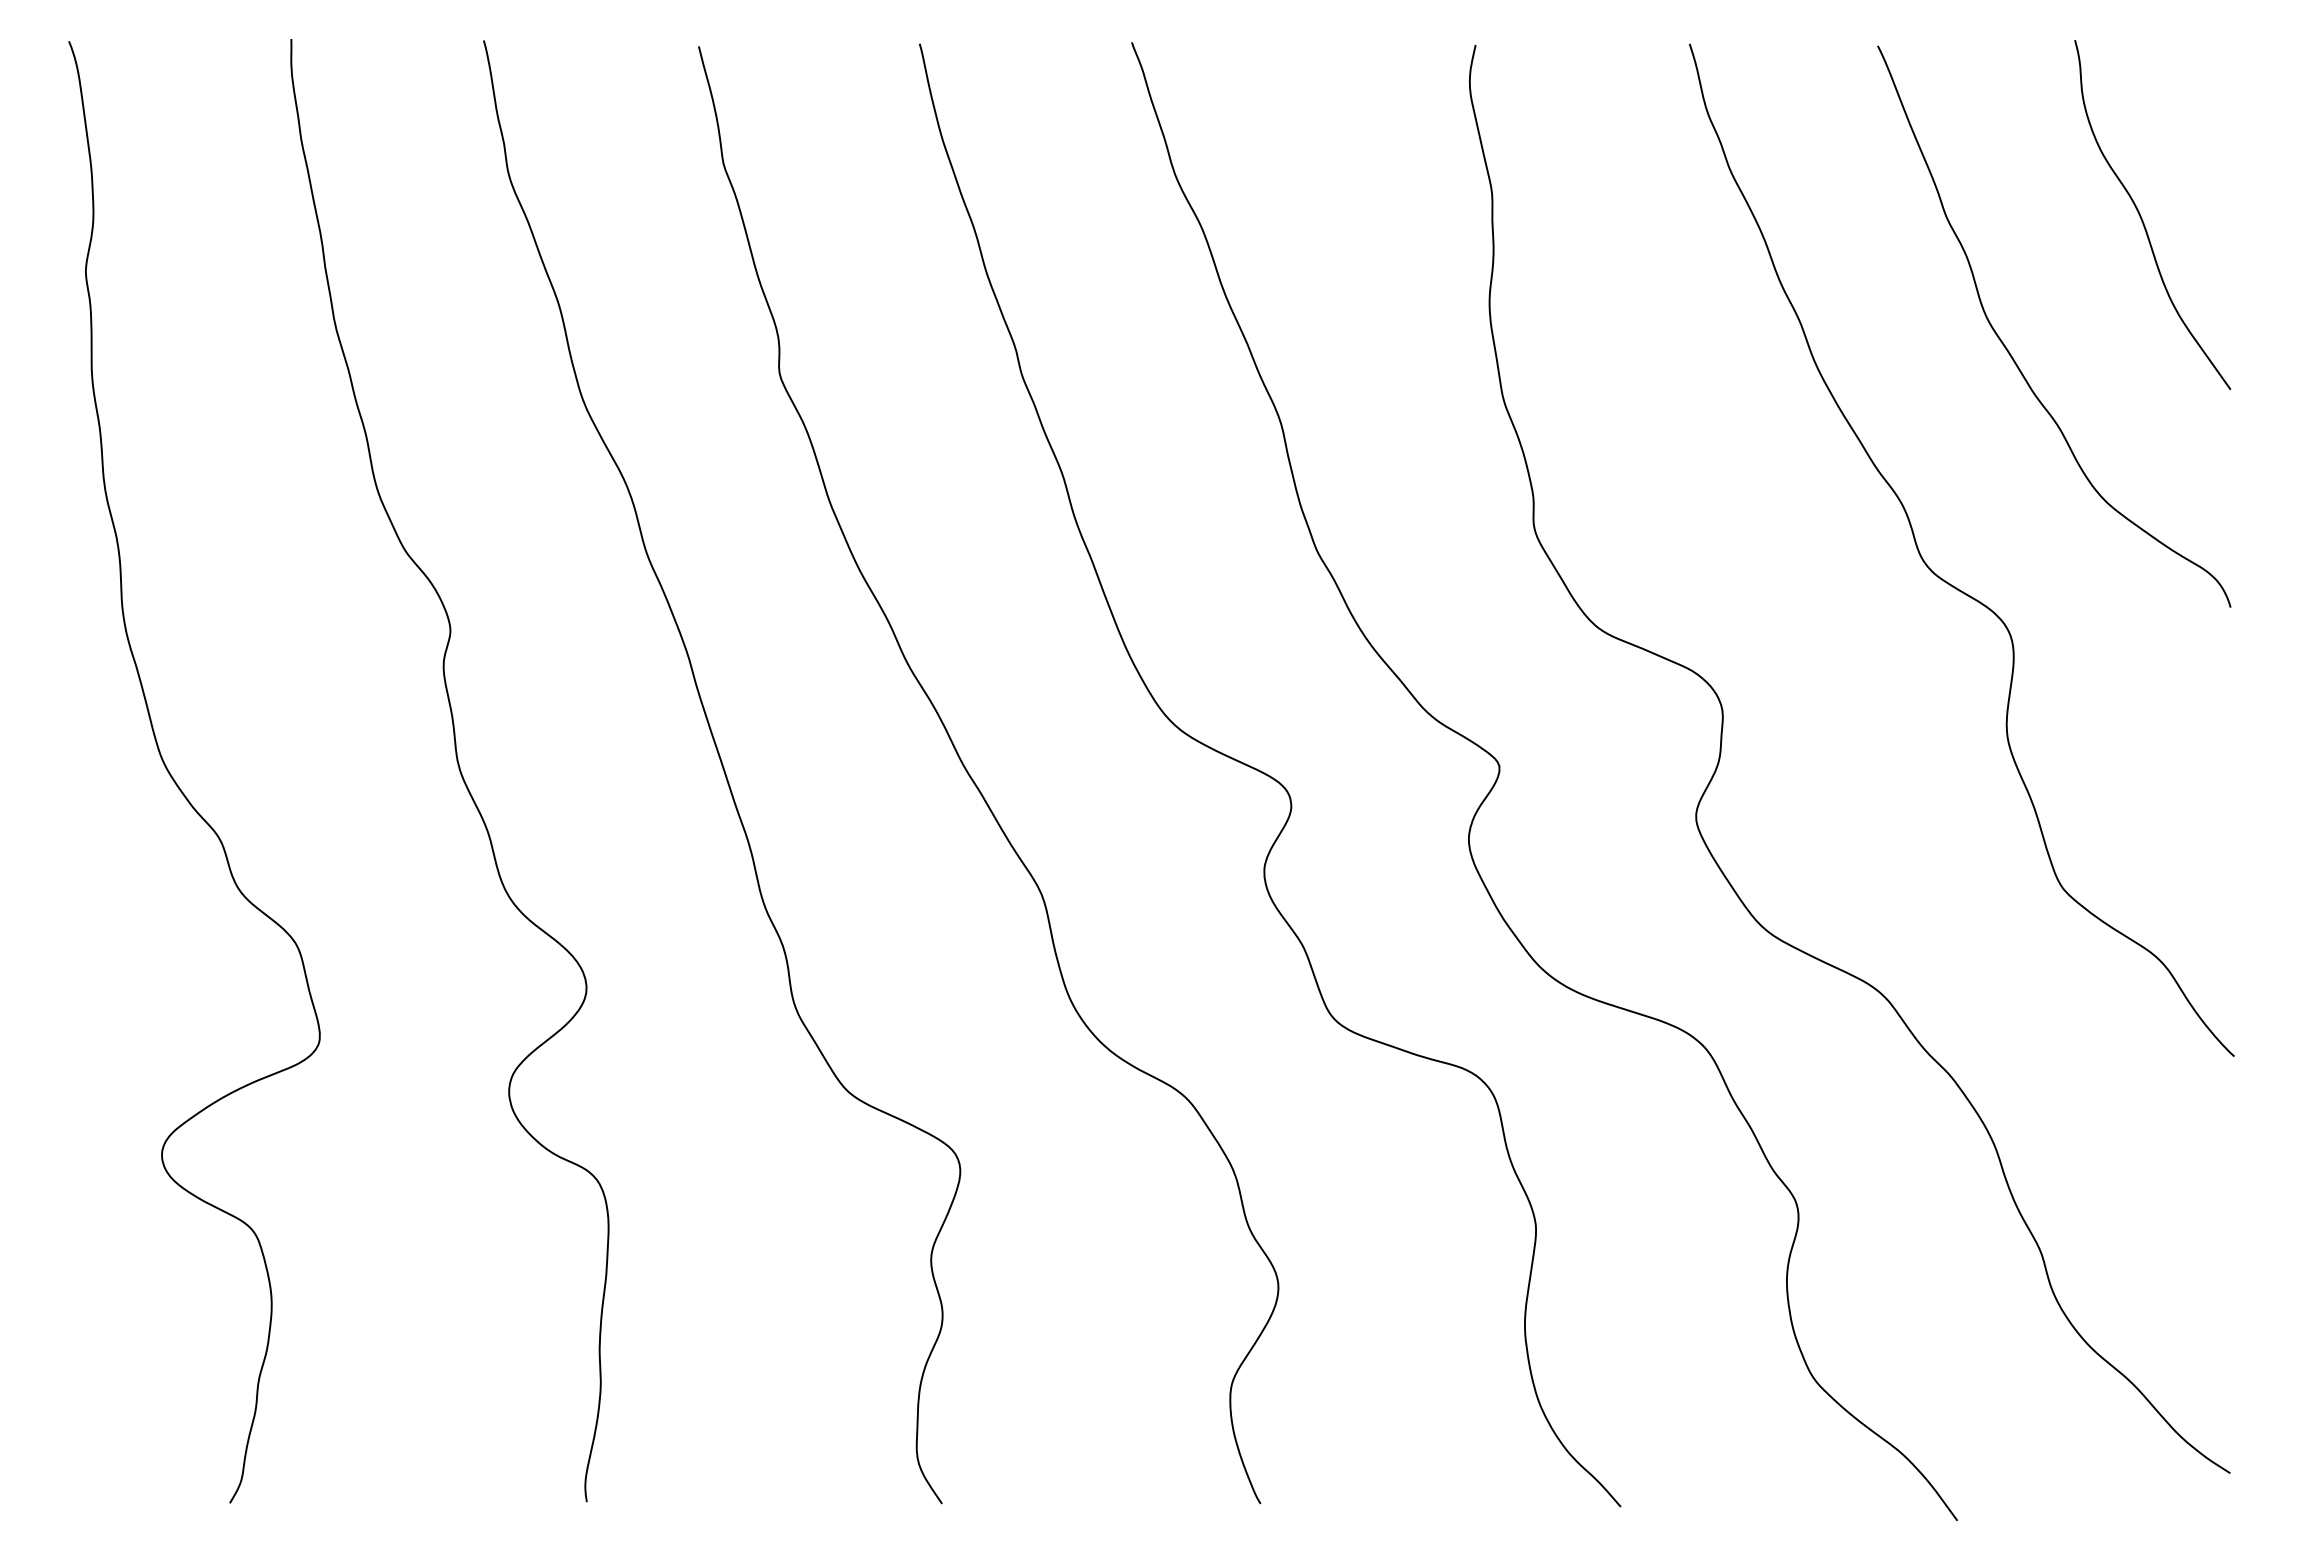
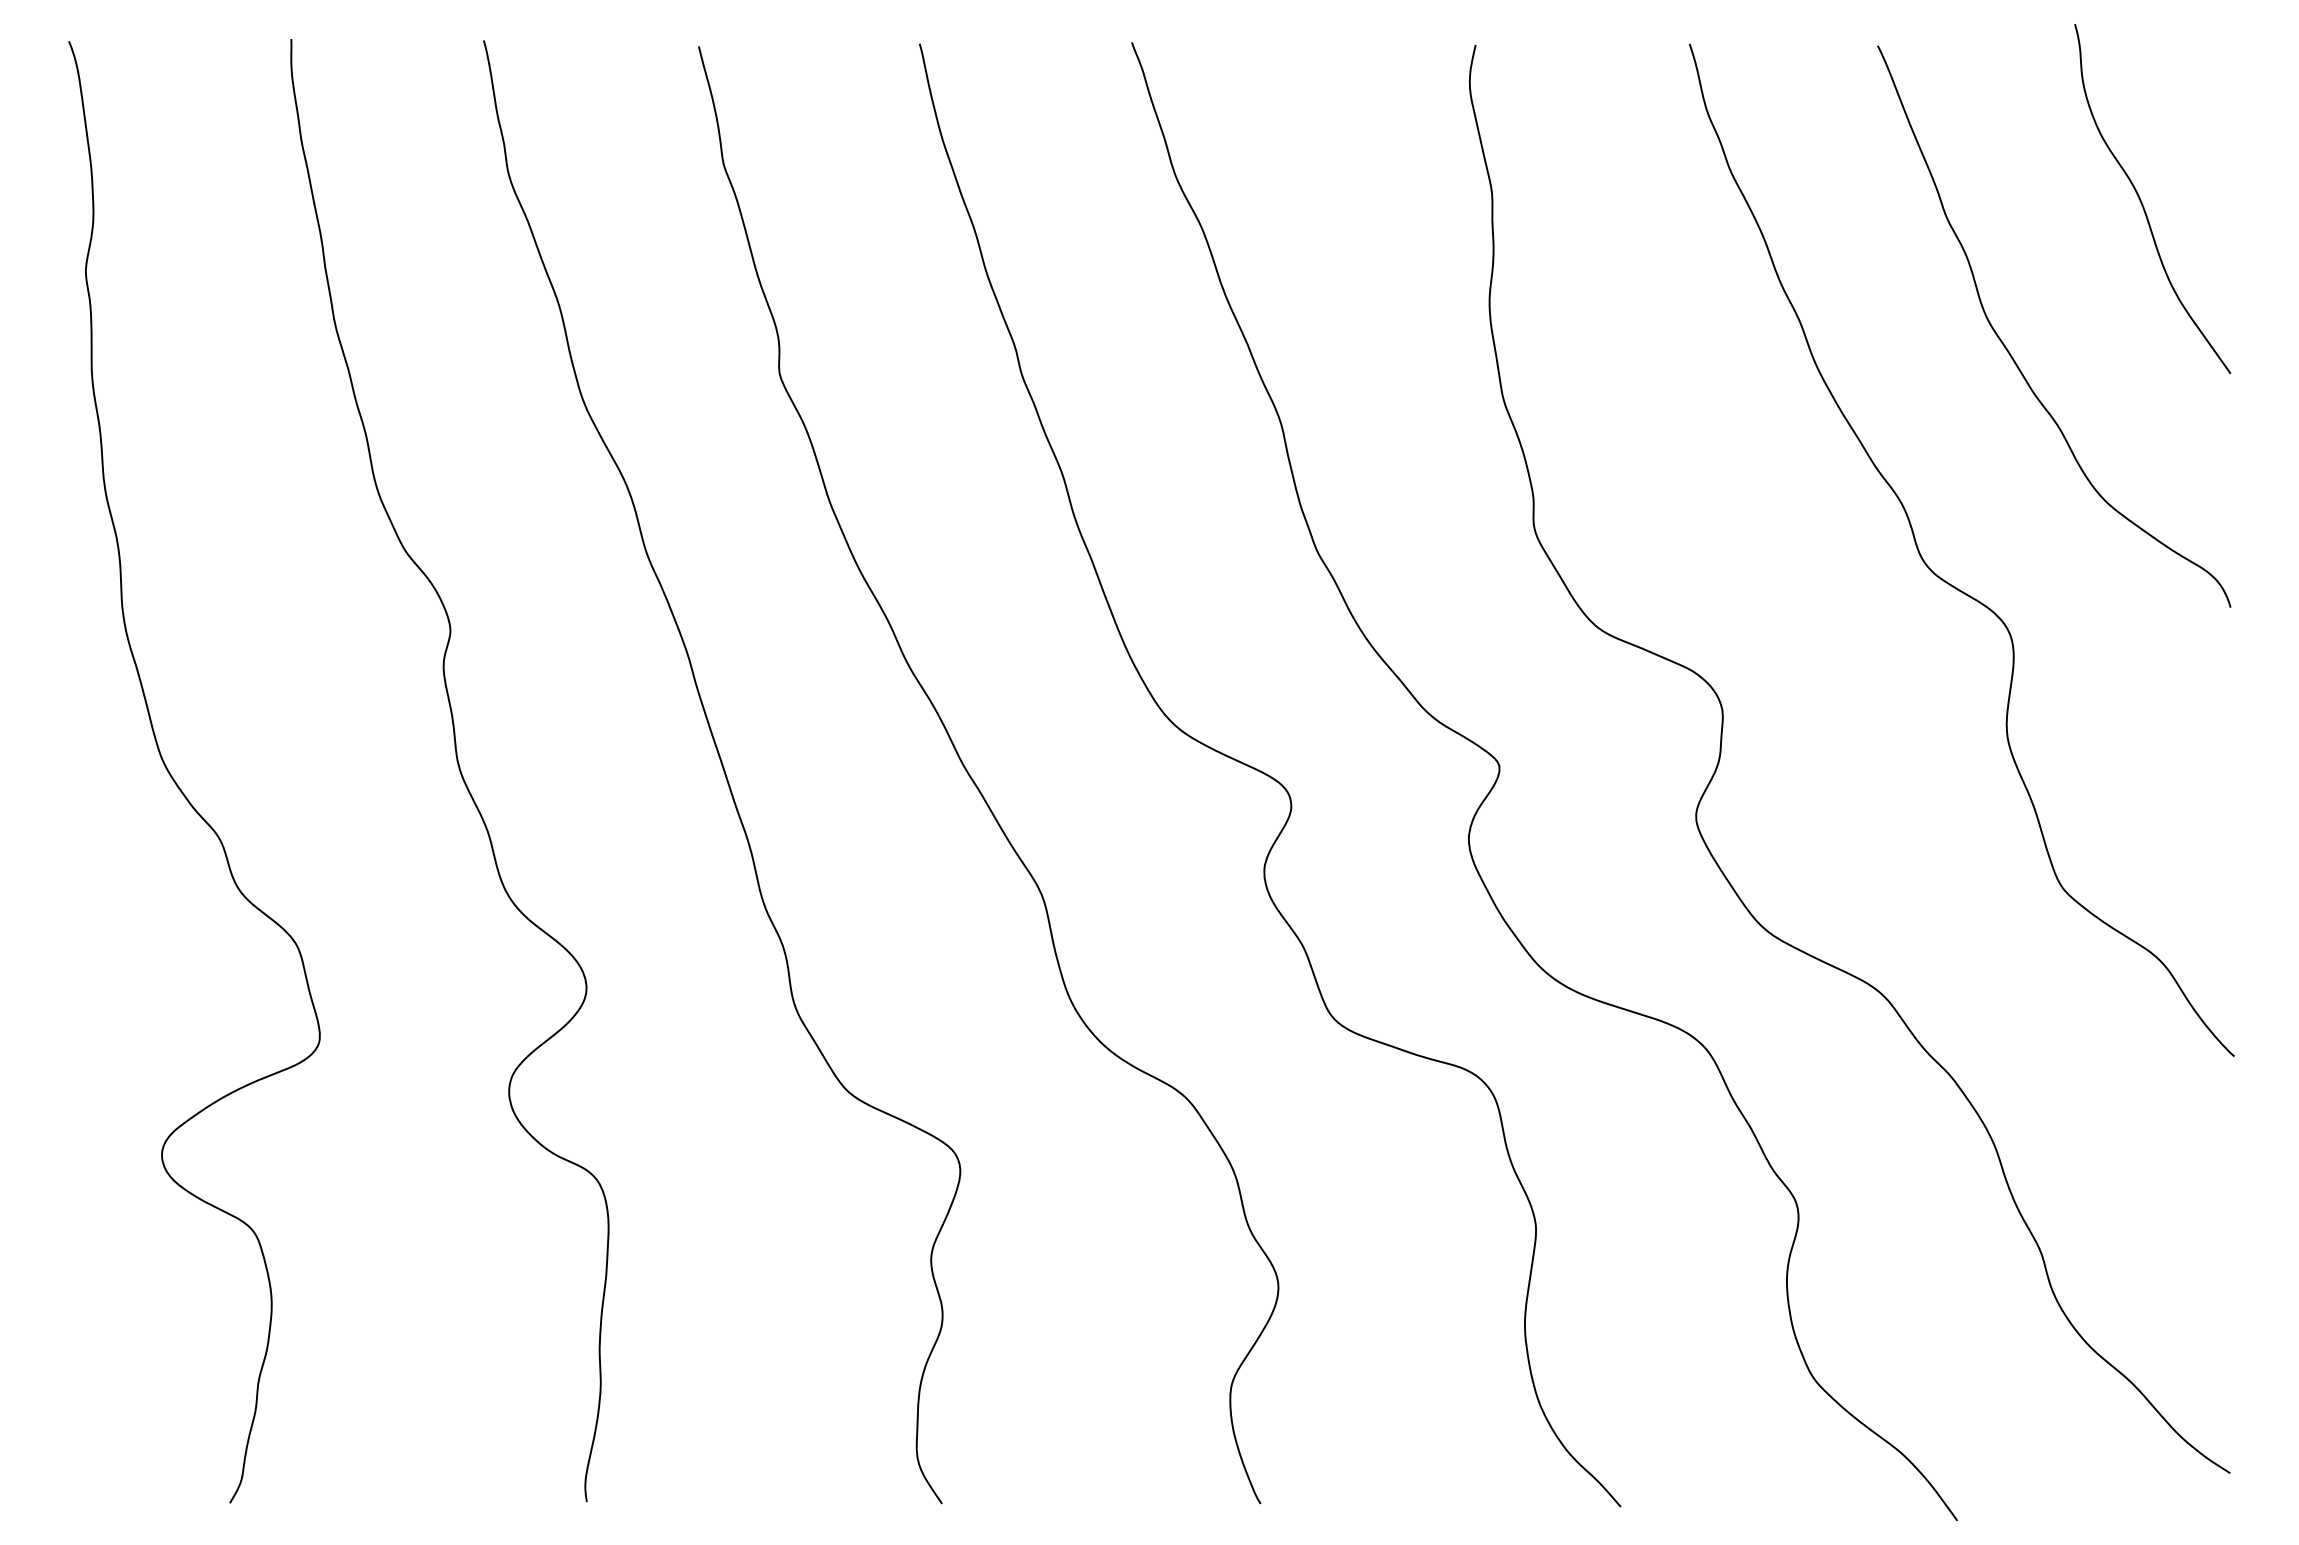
curve position: (2142, 218) -> (2142, 202) (2142, 202)
